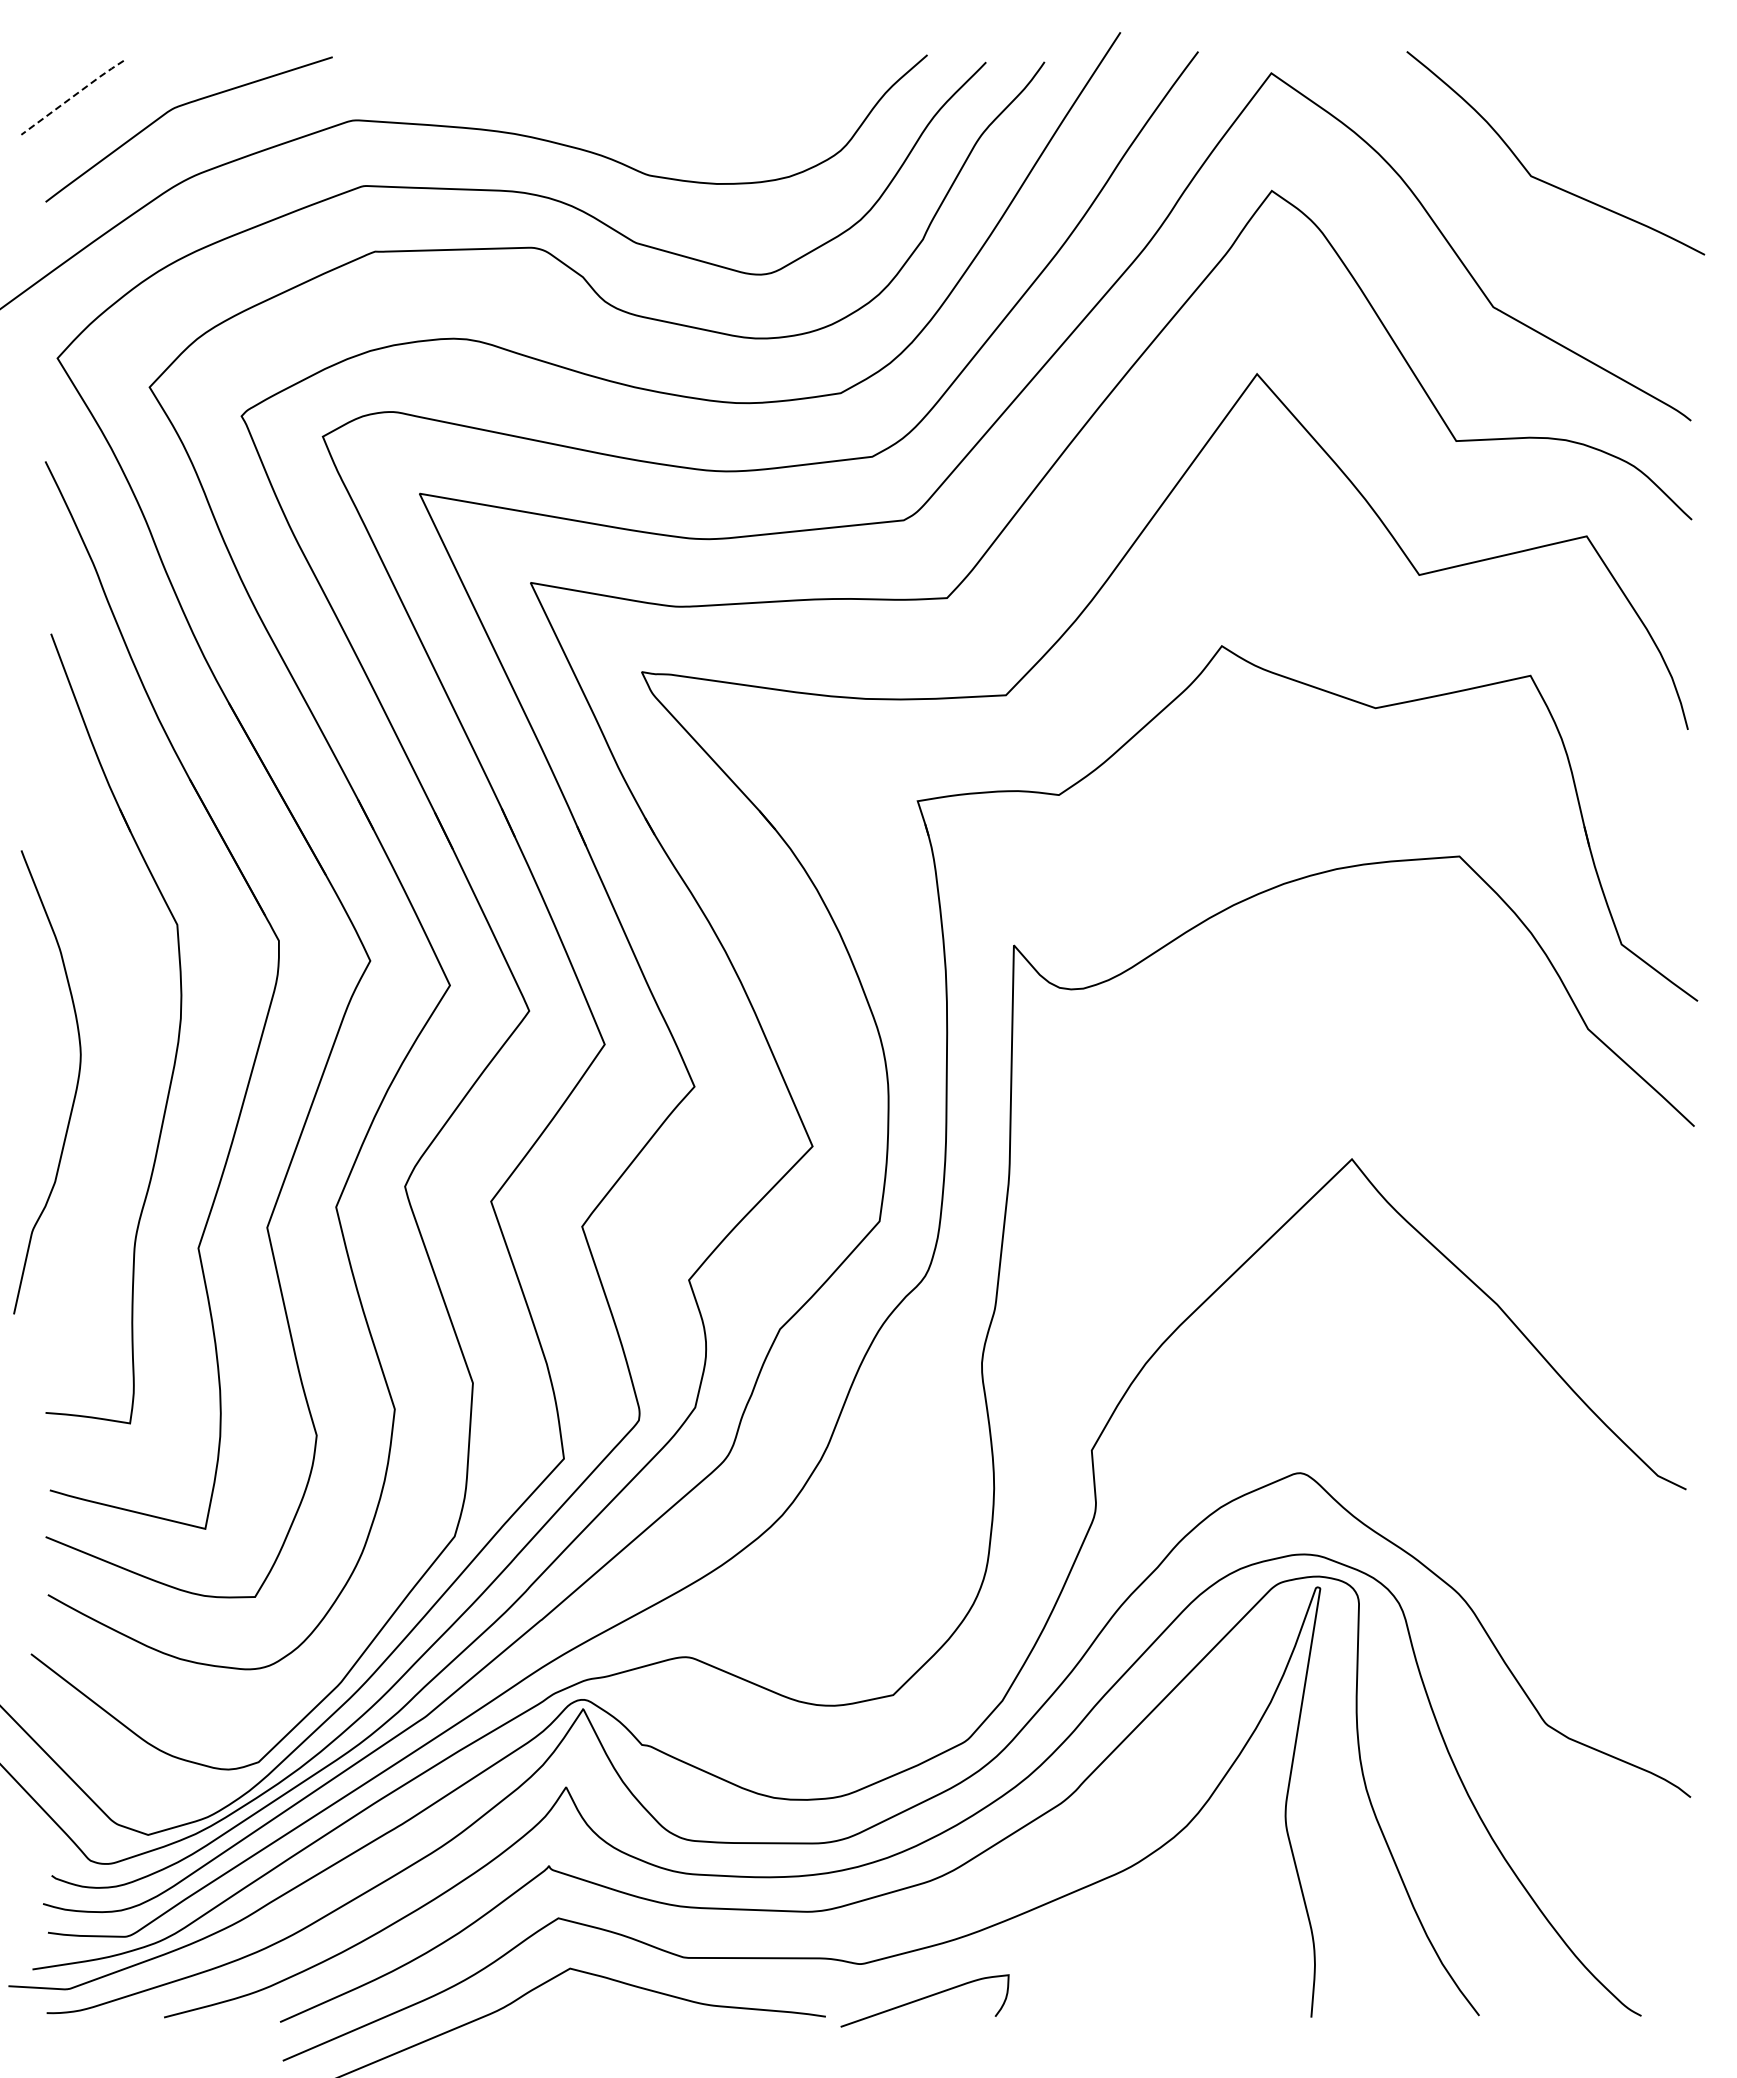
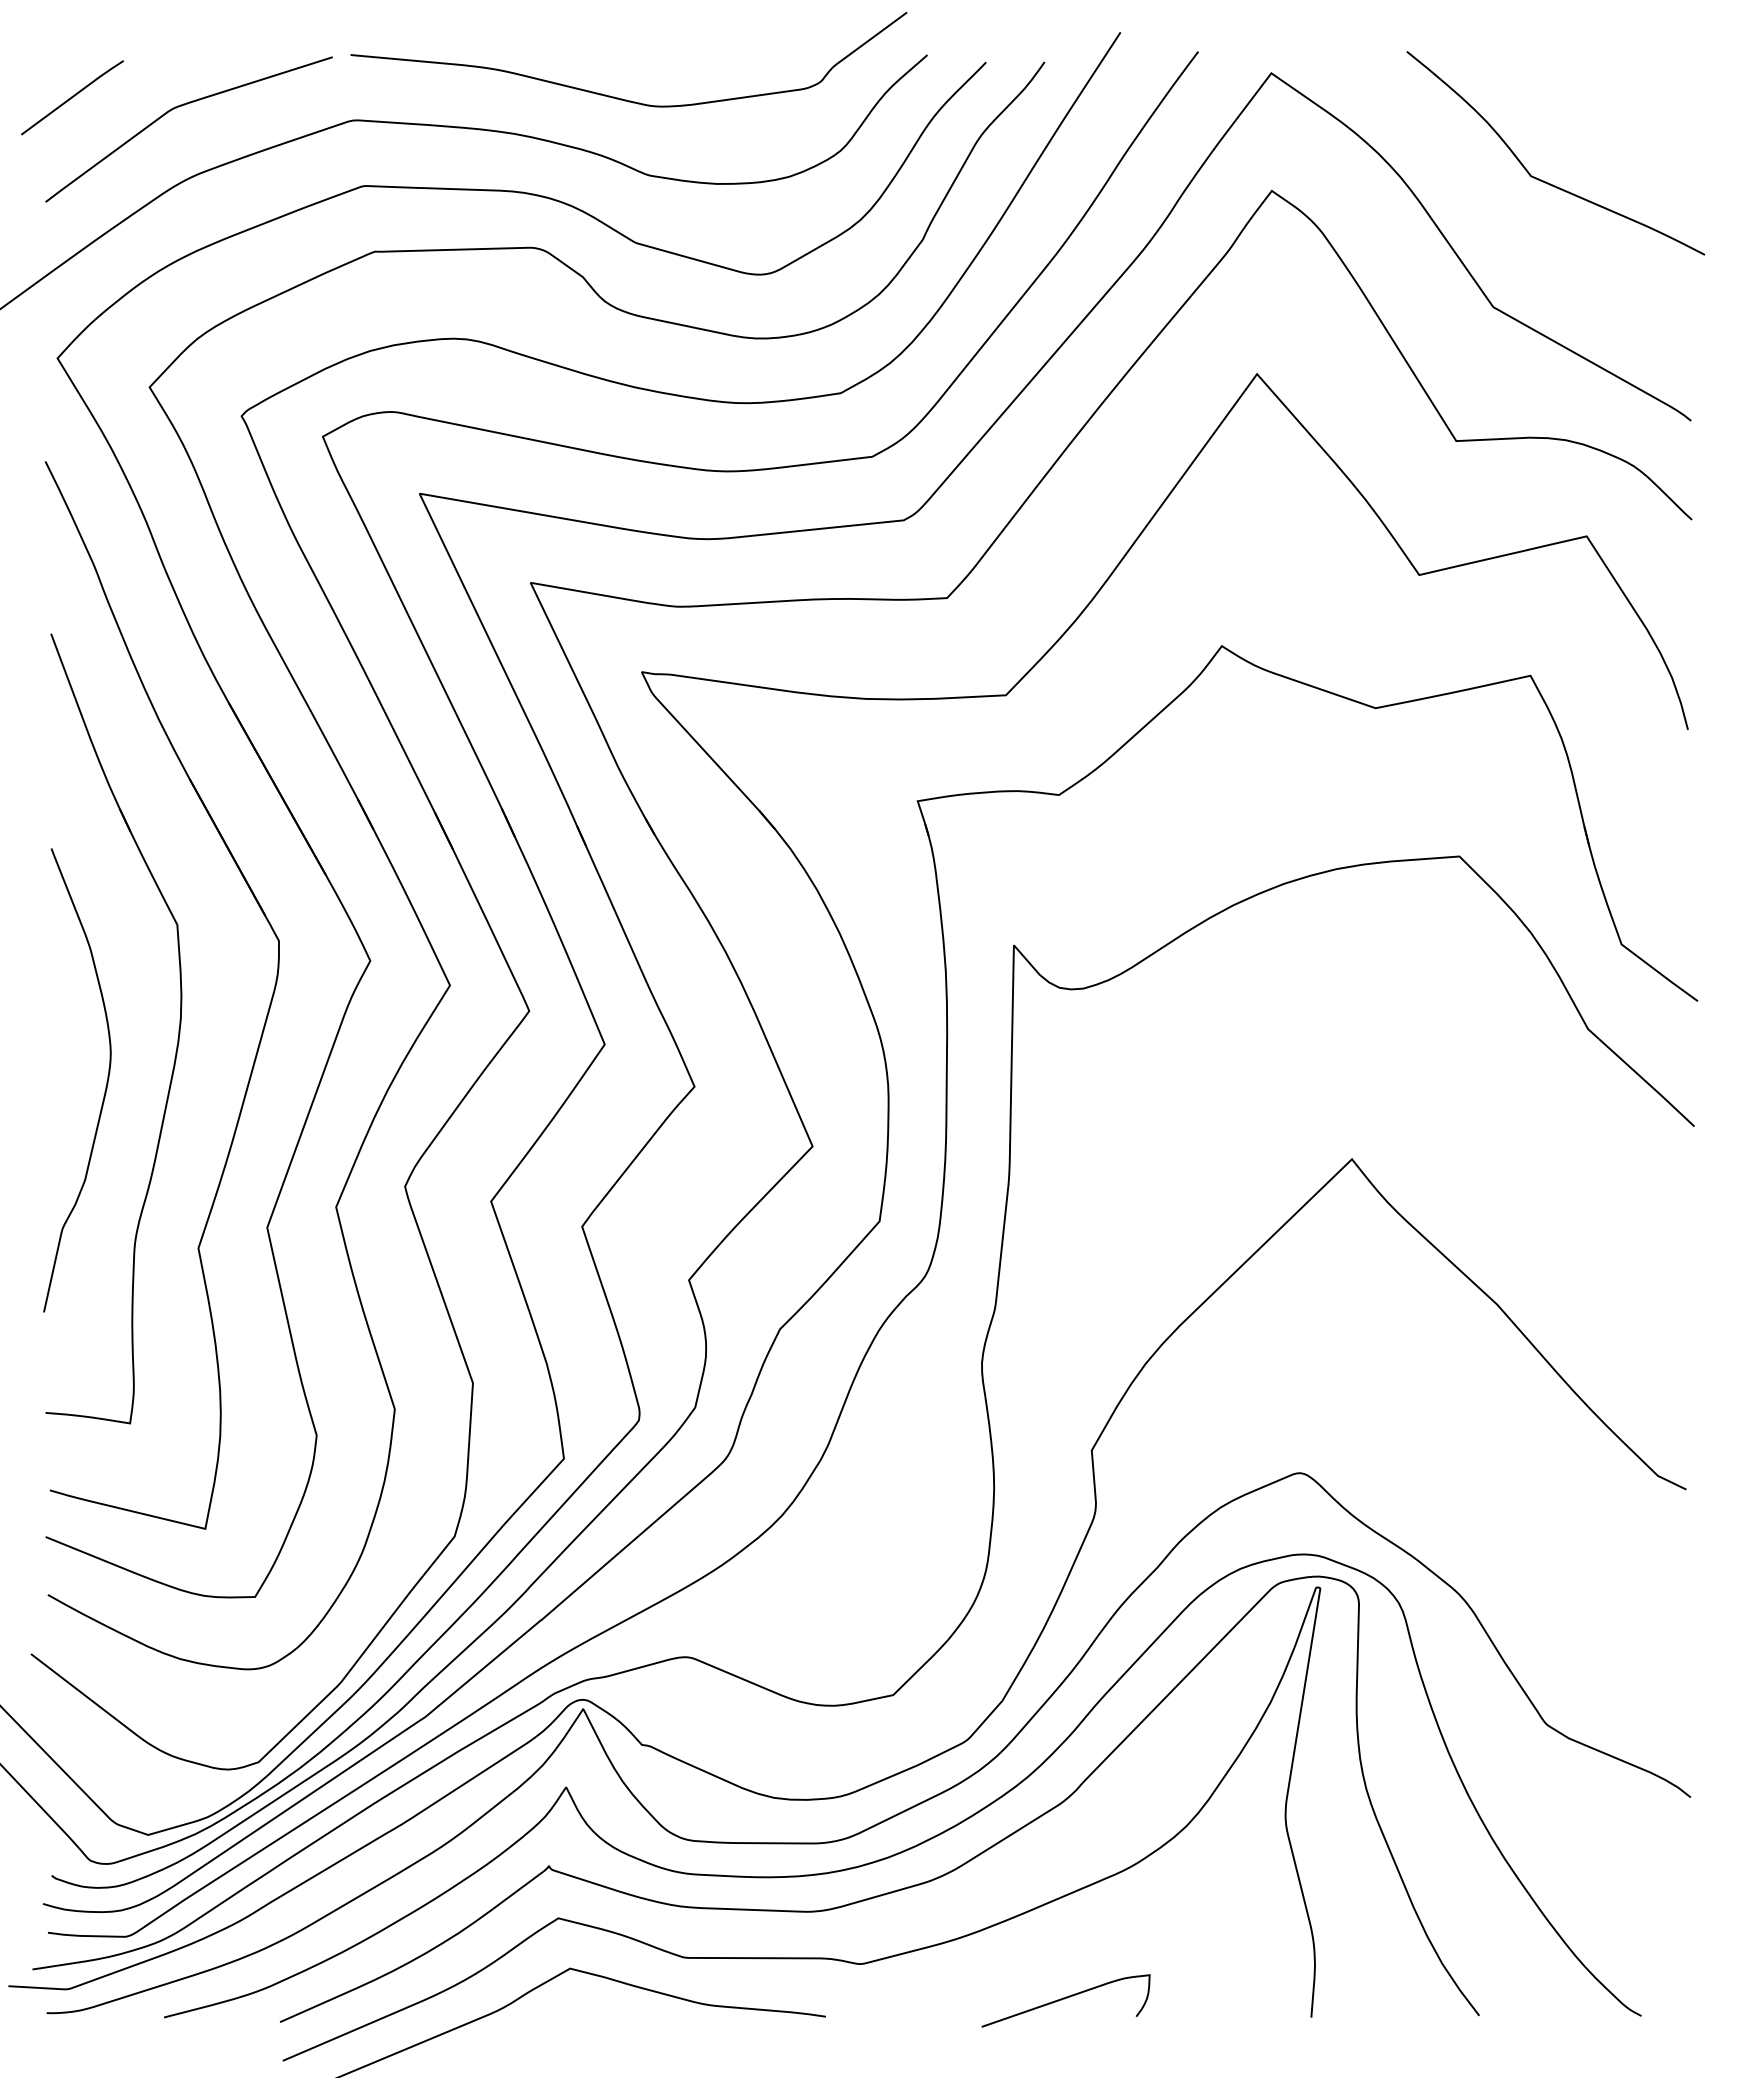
line: dashed -> solid (73, 96)
curve: none -> present (618, 97)
curve position: (75, 1088) -> (105, 1086) (105, 1086)
curve position: (923, 1999) -> (1064, 1999) (1064, 1999)
